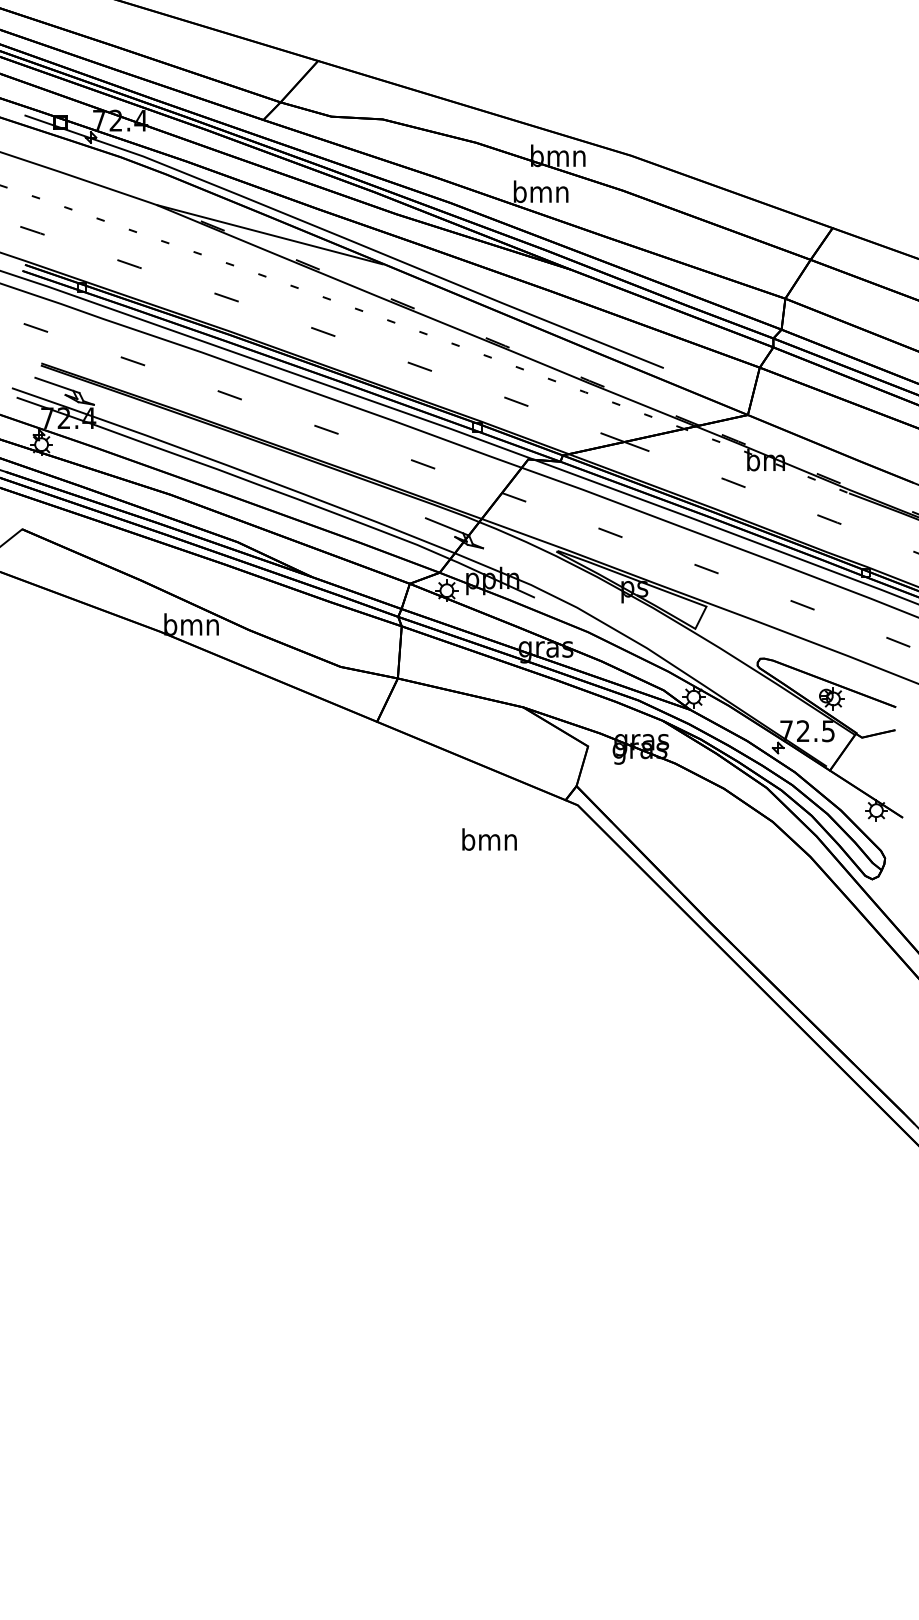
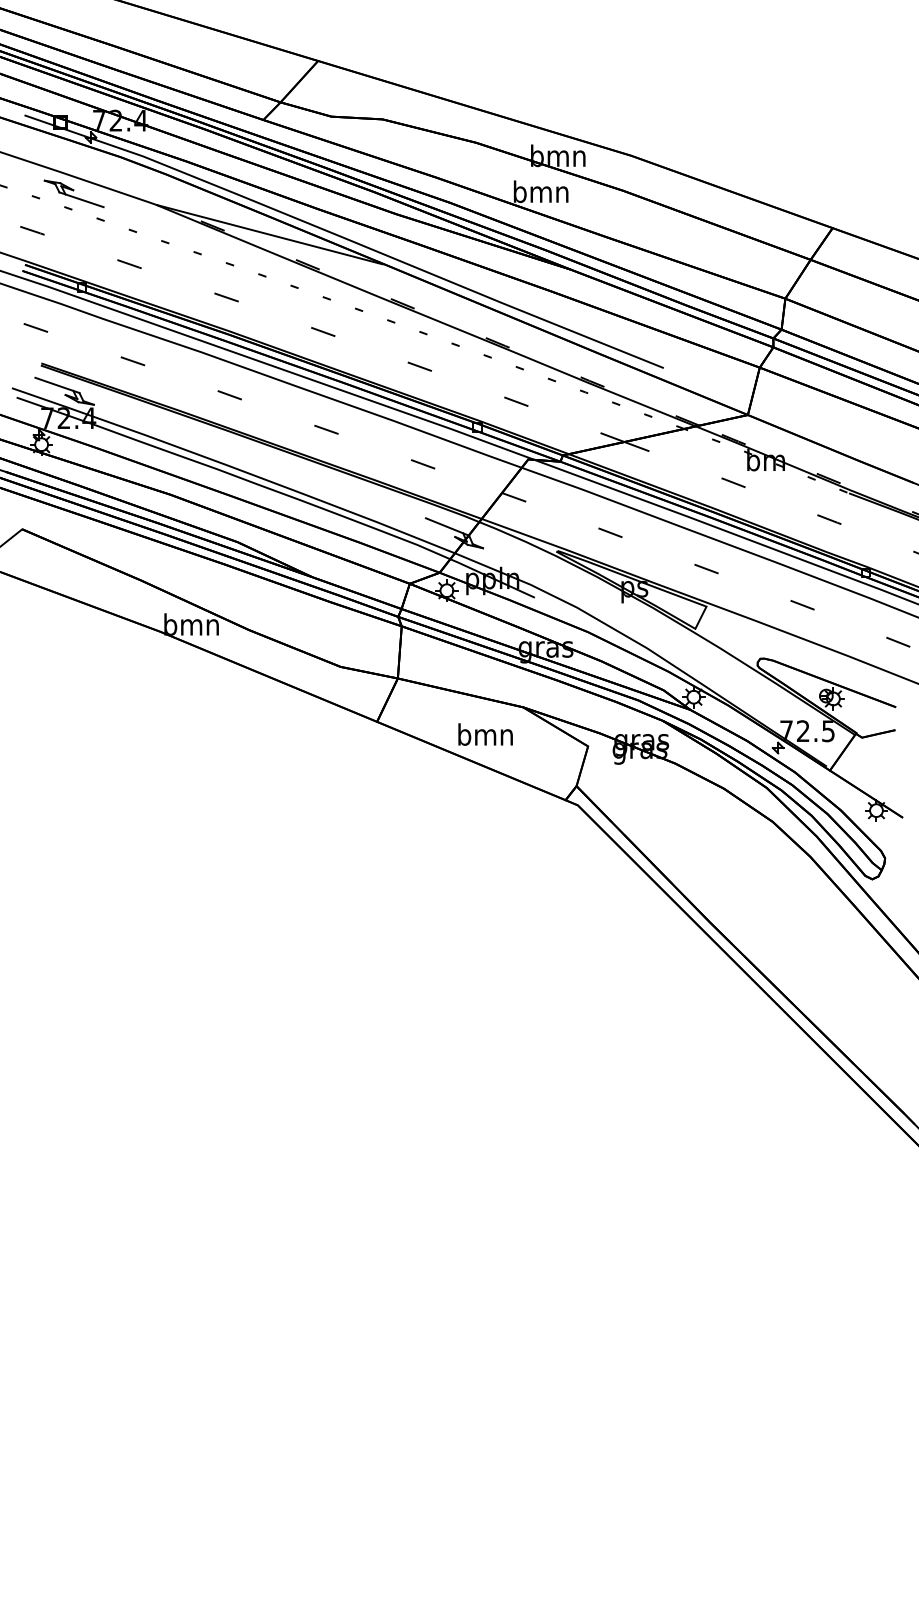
part: none -> present (73, 193)
text position: (489, 839) -> (485, 734) (485, 734)
